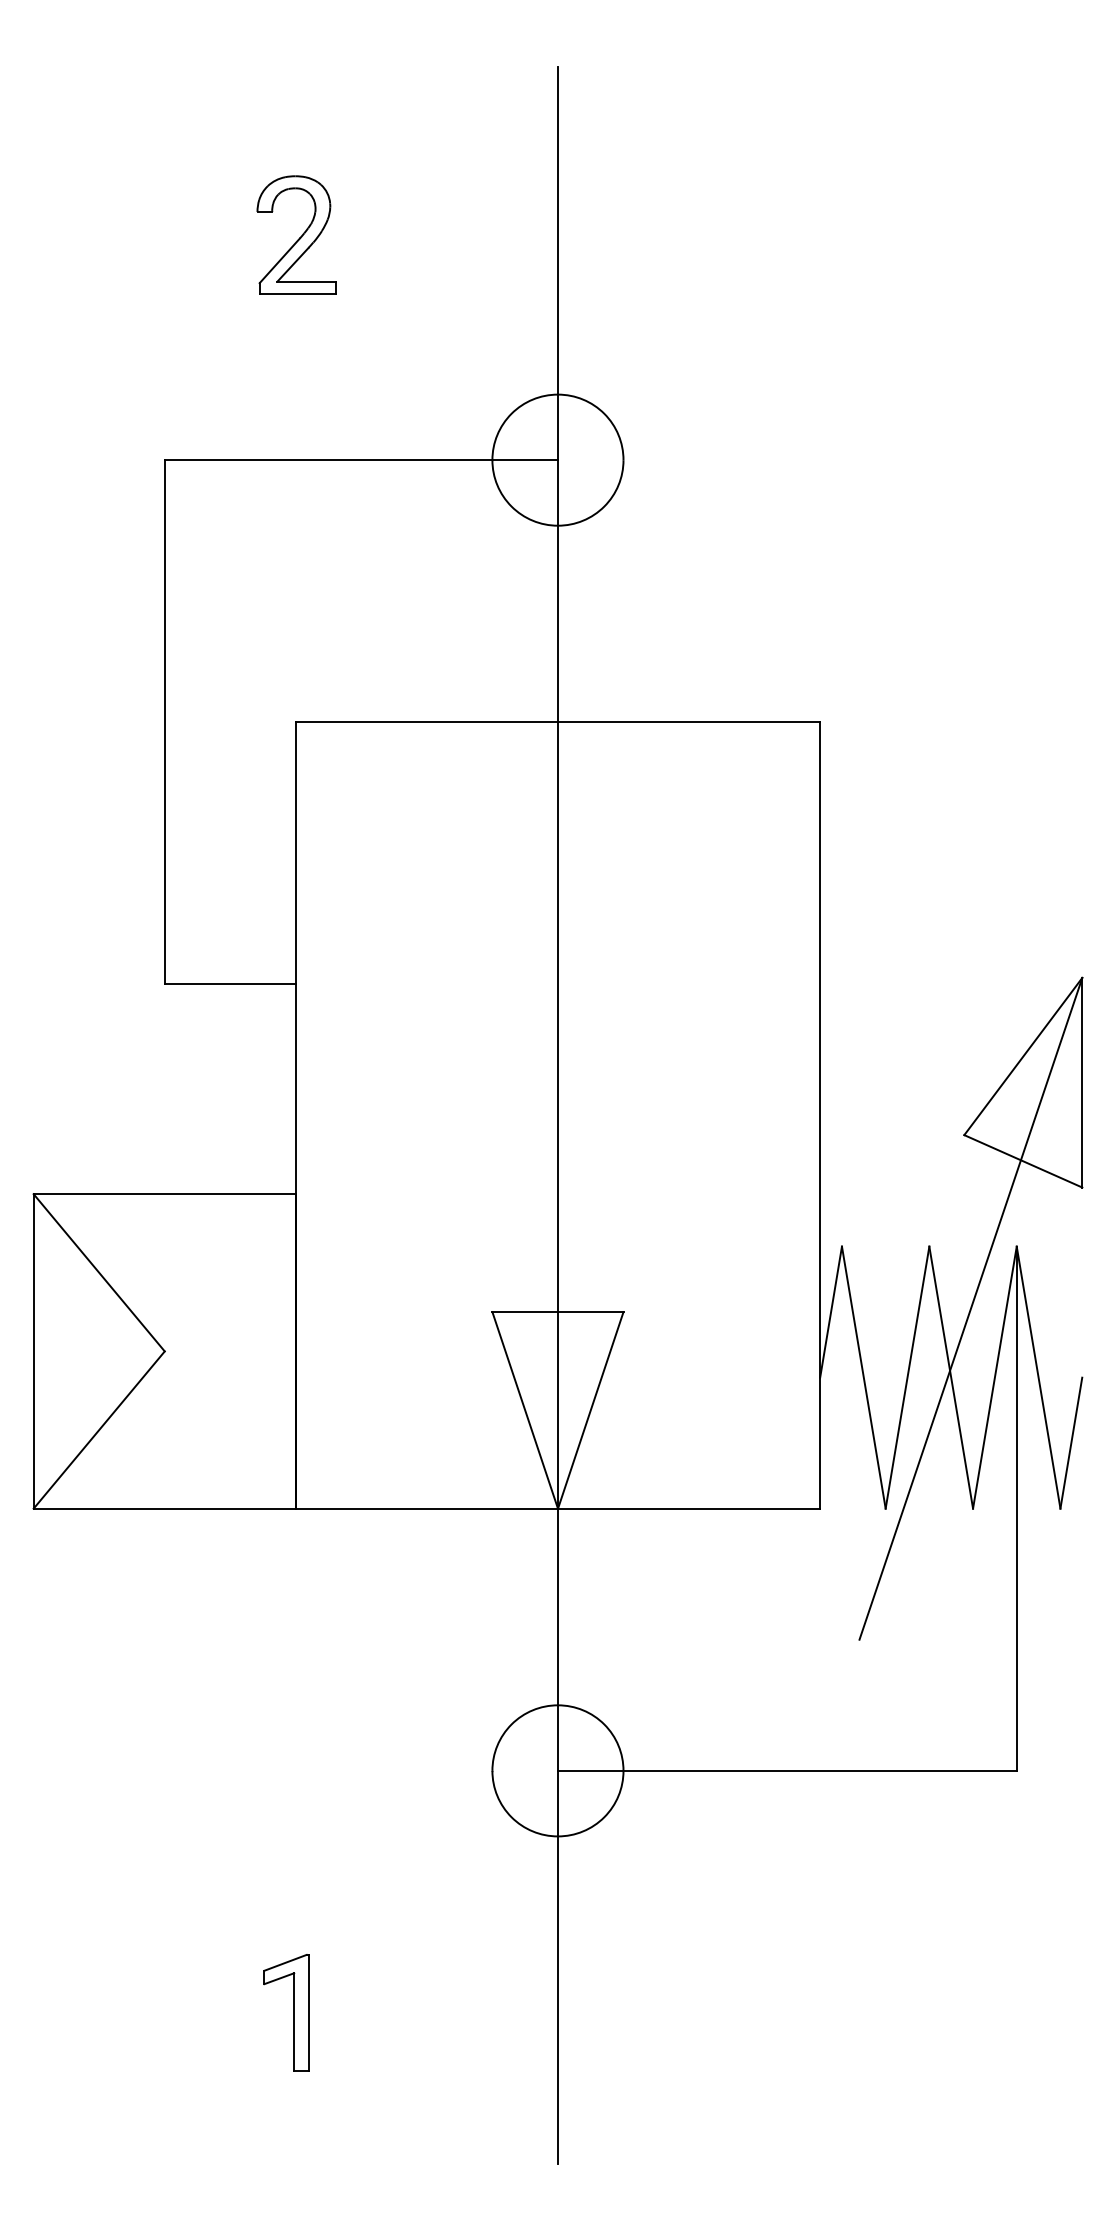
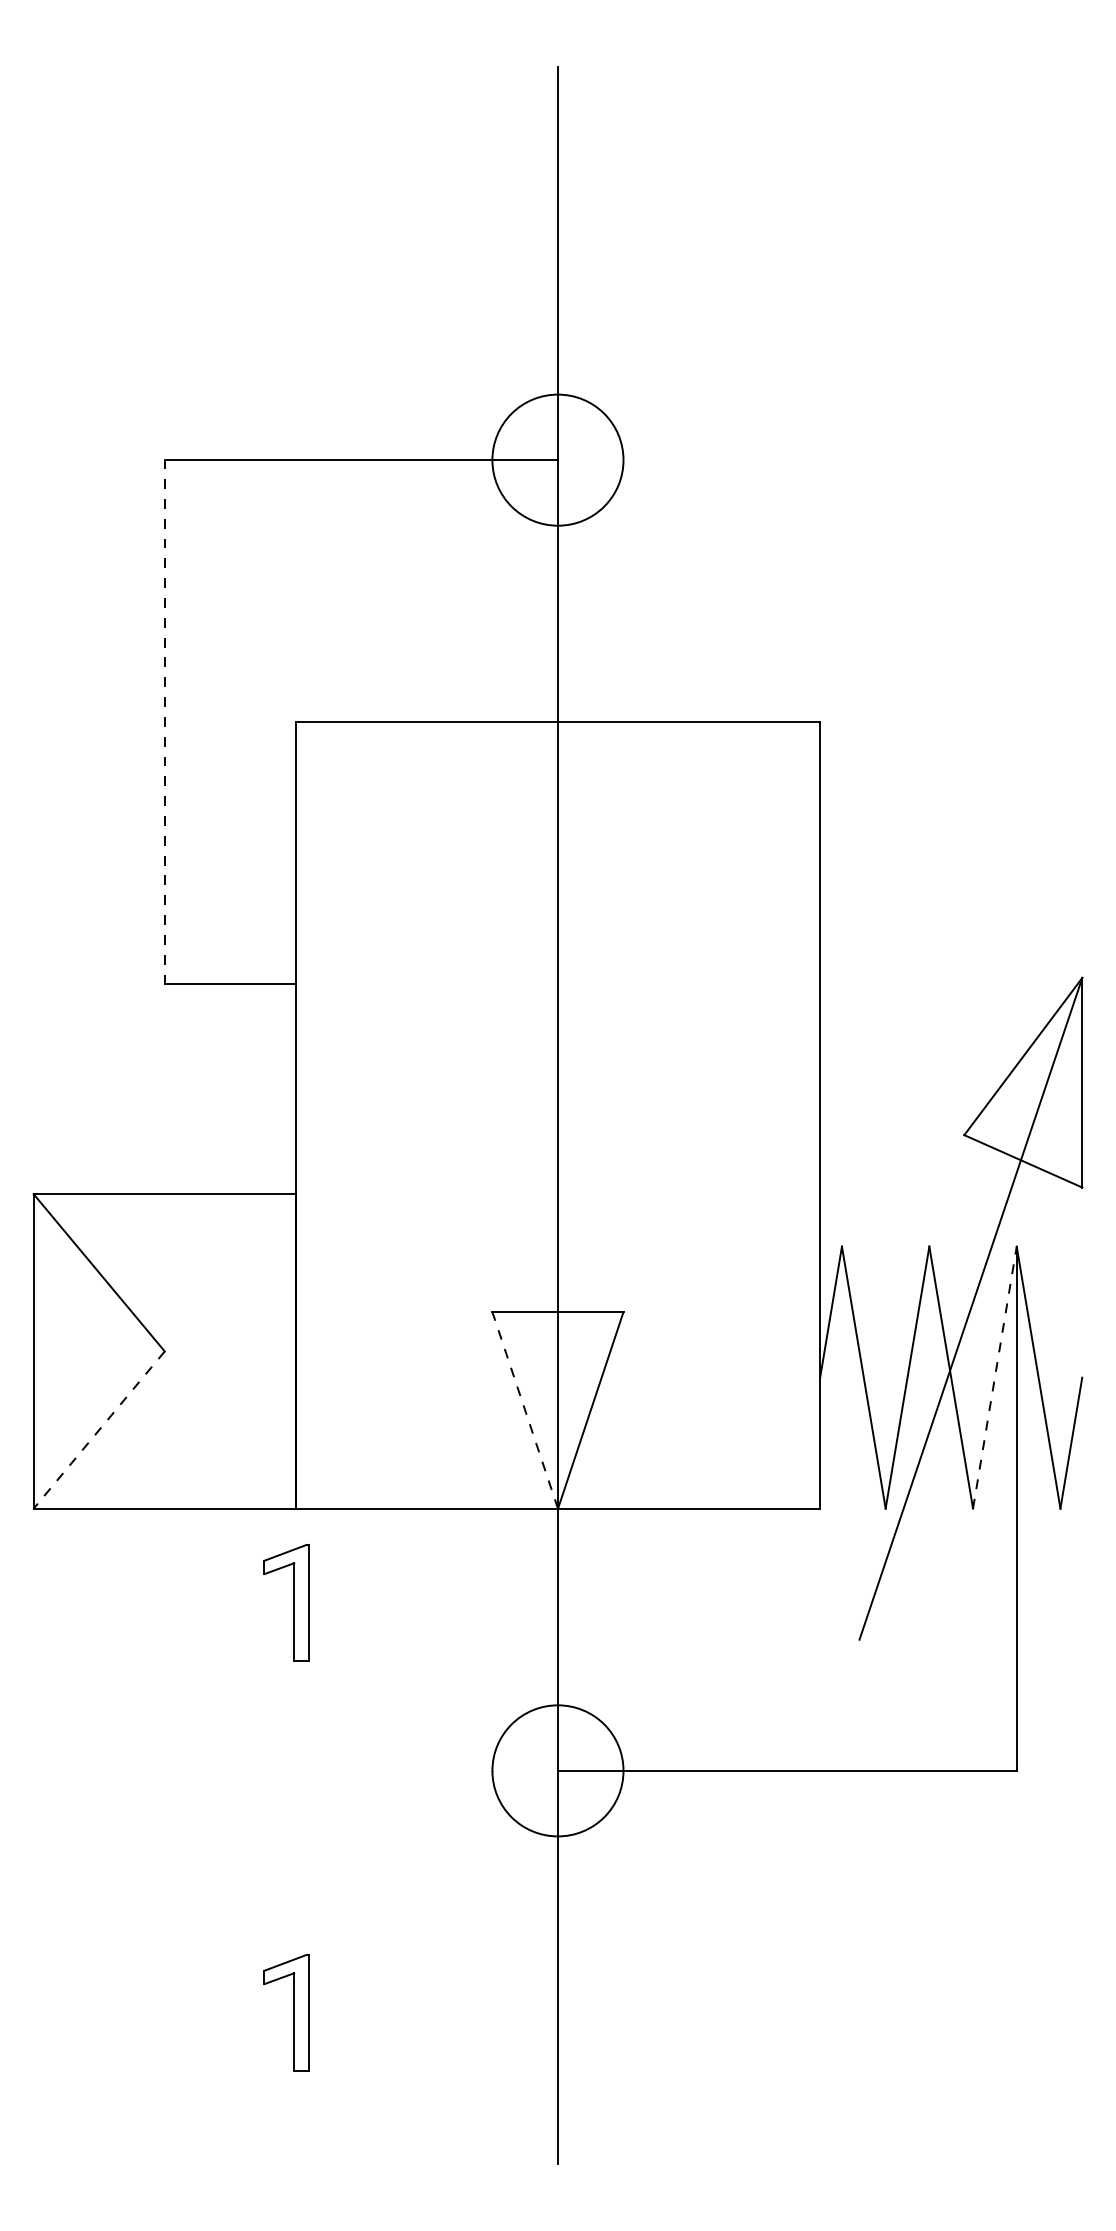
part: present -> none (296, 234)
line: solid -> dashed (164, 721)
line: solid -> dashed (994, 1377)
line: solid -> dashed (525, 1410)
line: solid -> dashed (98, 1430)
part: none -> present (293, 1602)
